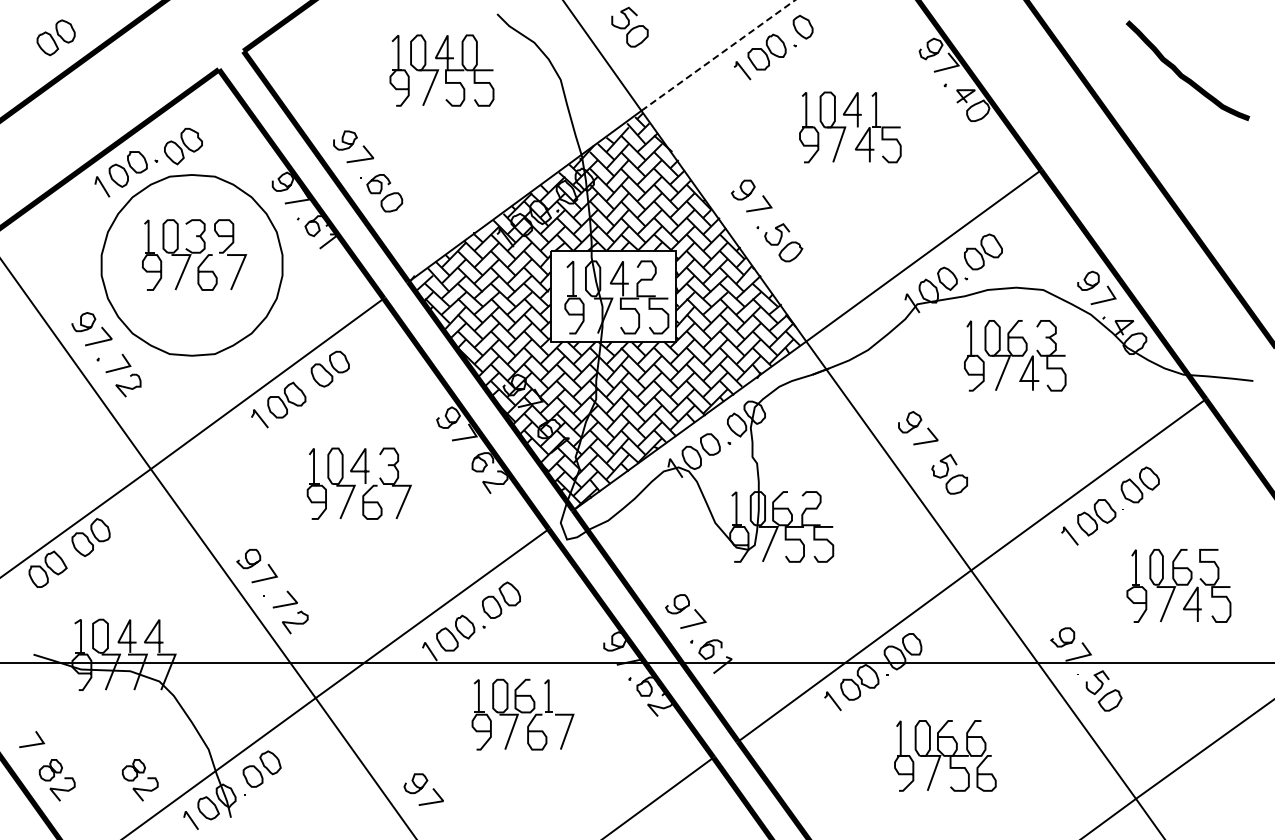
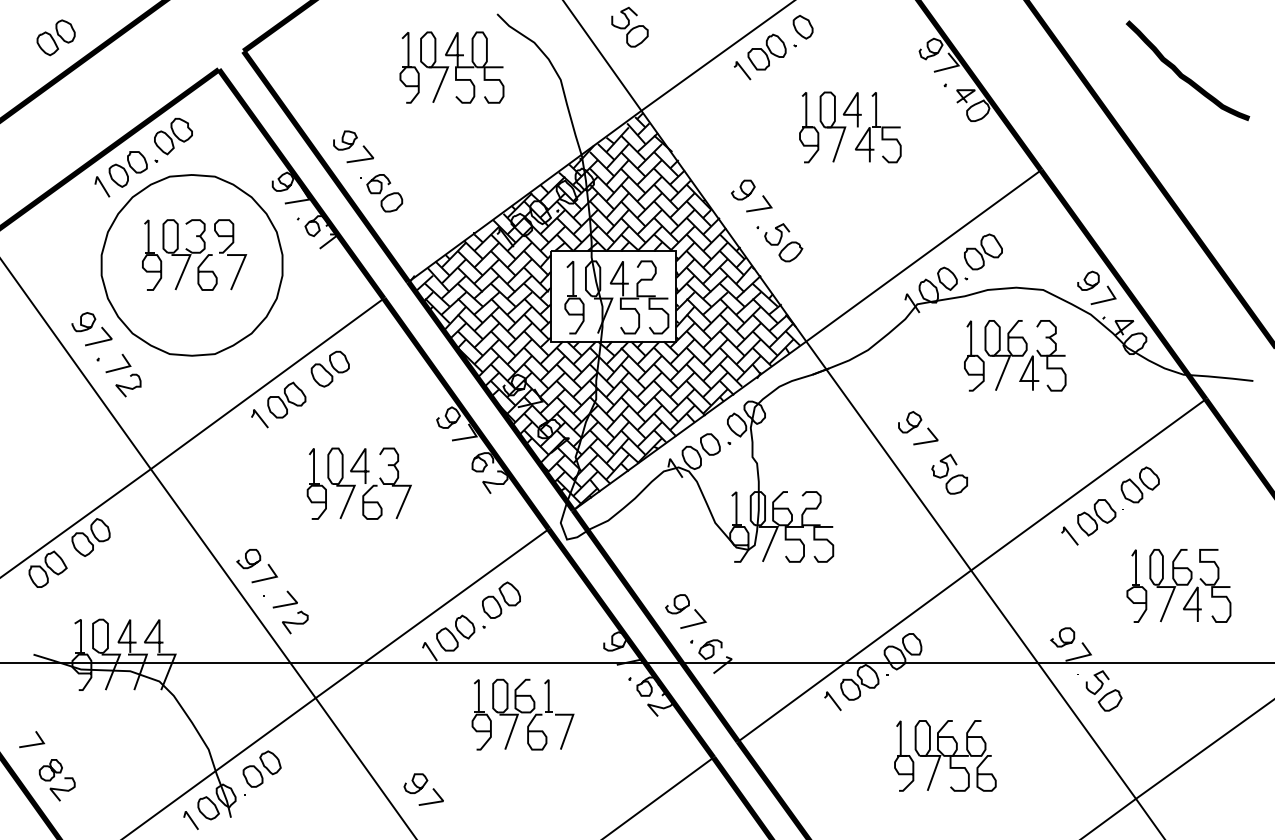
line: dashed -> solid (718, 55)
part position: (441, 70) -> (451, 67) (451, 67)
part position: (183, 146) -> (173, 136) (173, 136)
part: present -> none (140, 780)
